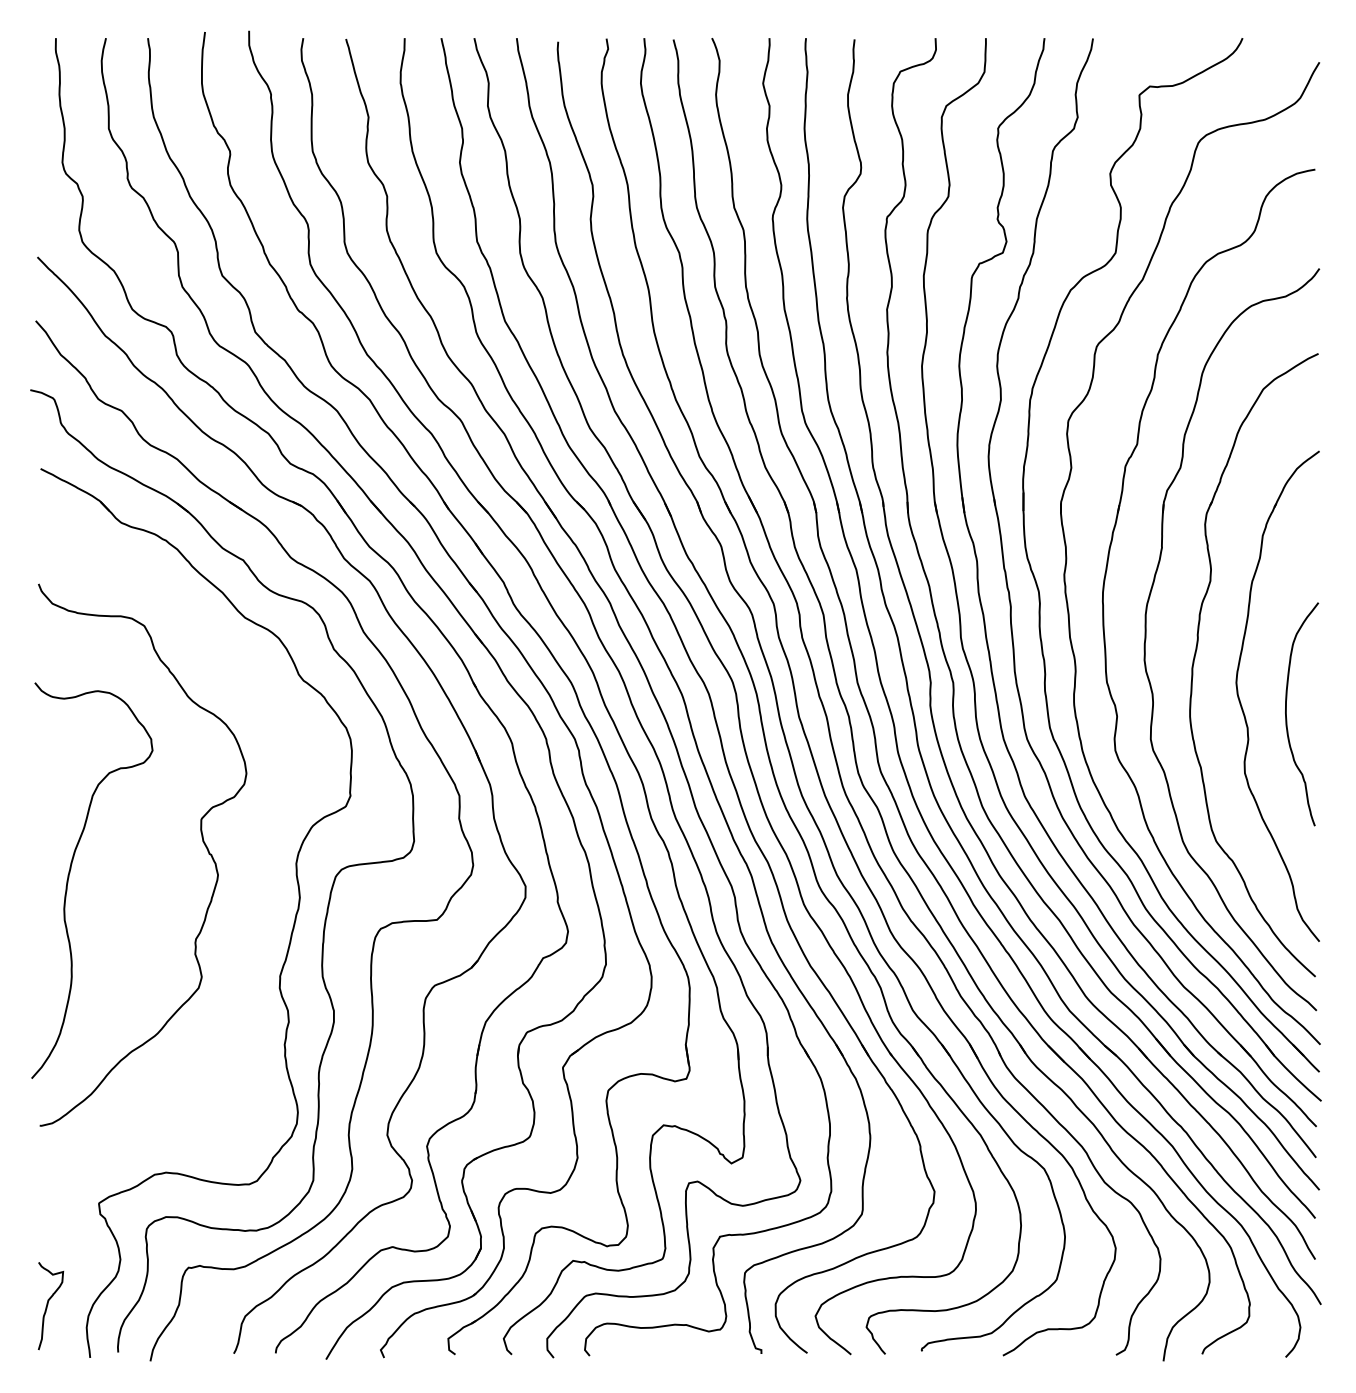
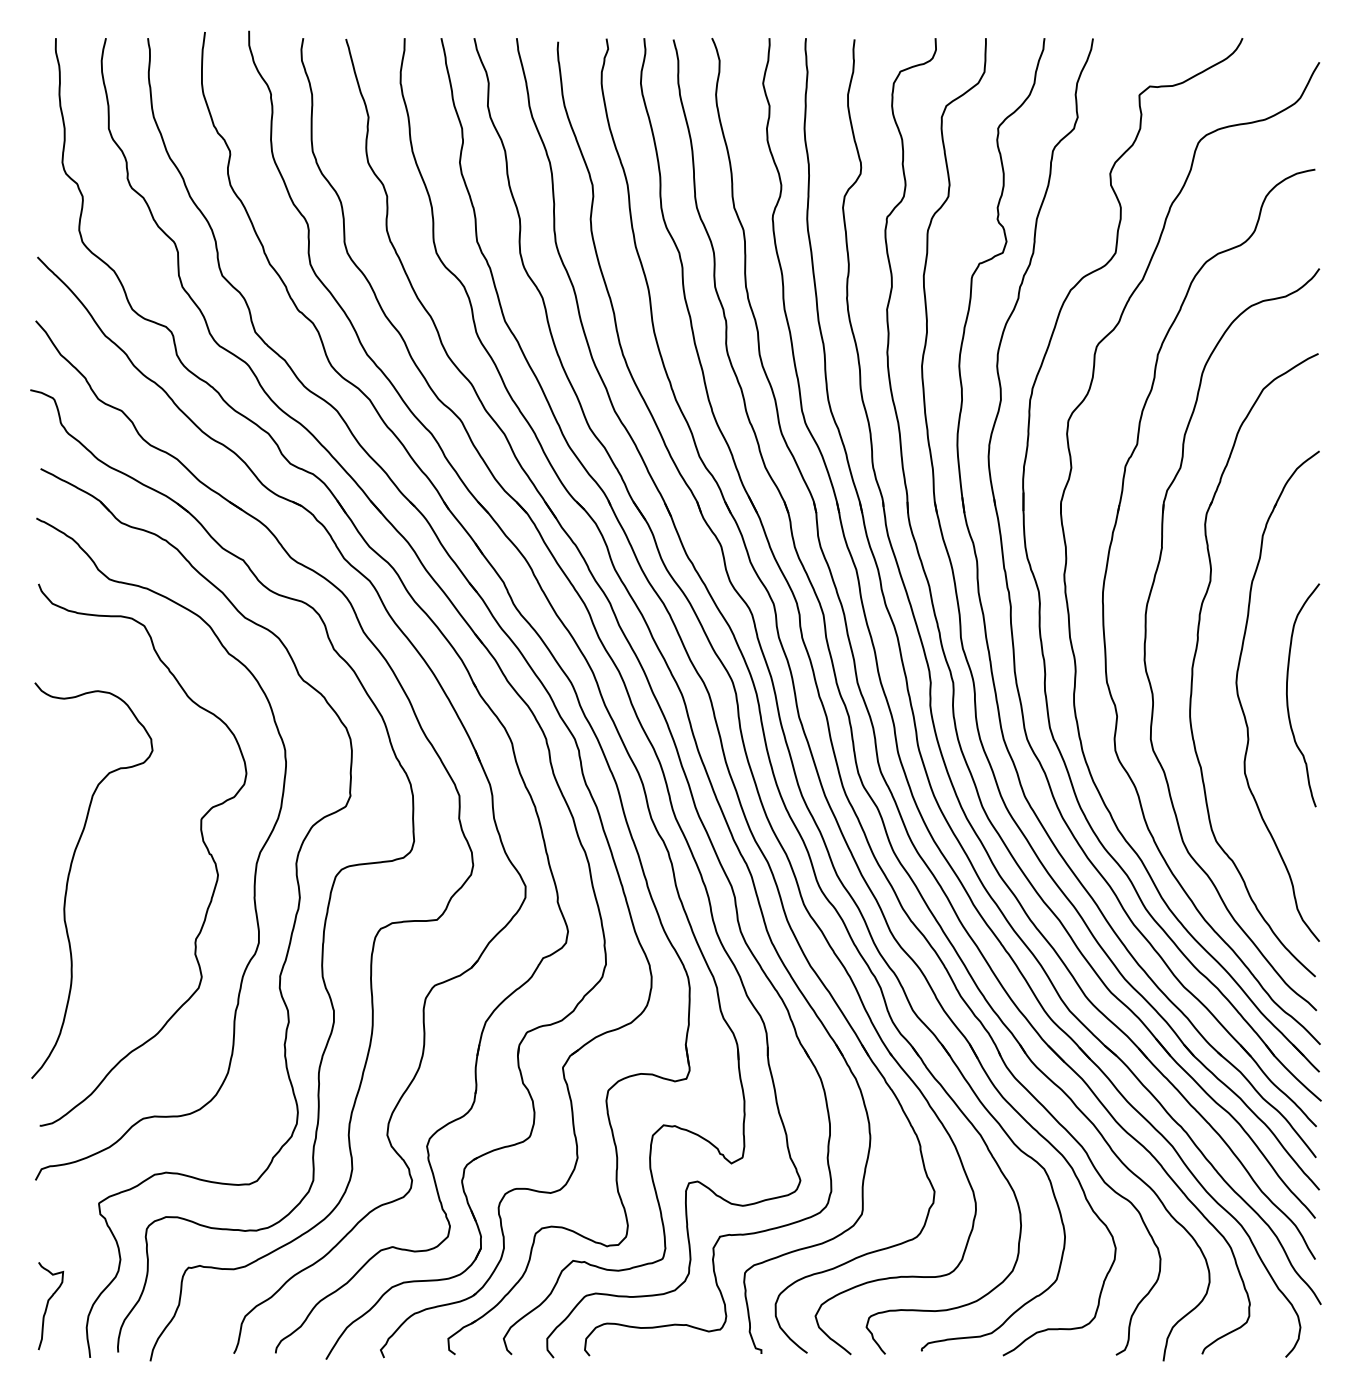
curve position: (1287, 719) -> (1288, 700) (1288, 700)
curve: none -> present (255, 863)
